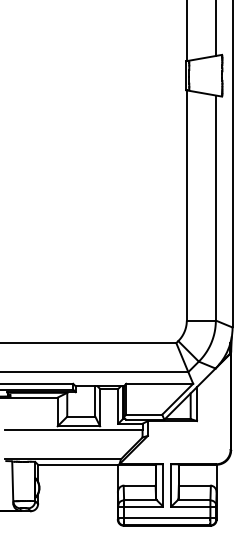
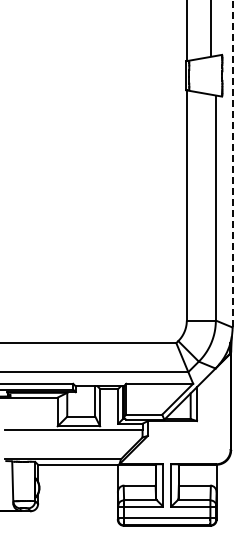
line position: (215, 29) -> (210, 29) (210, 29)
line: solid -> dashed (232, 163)
